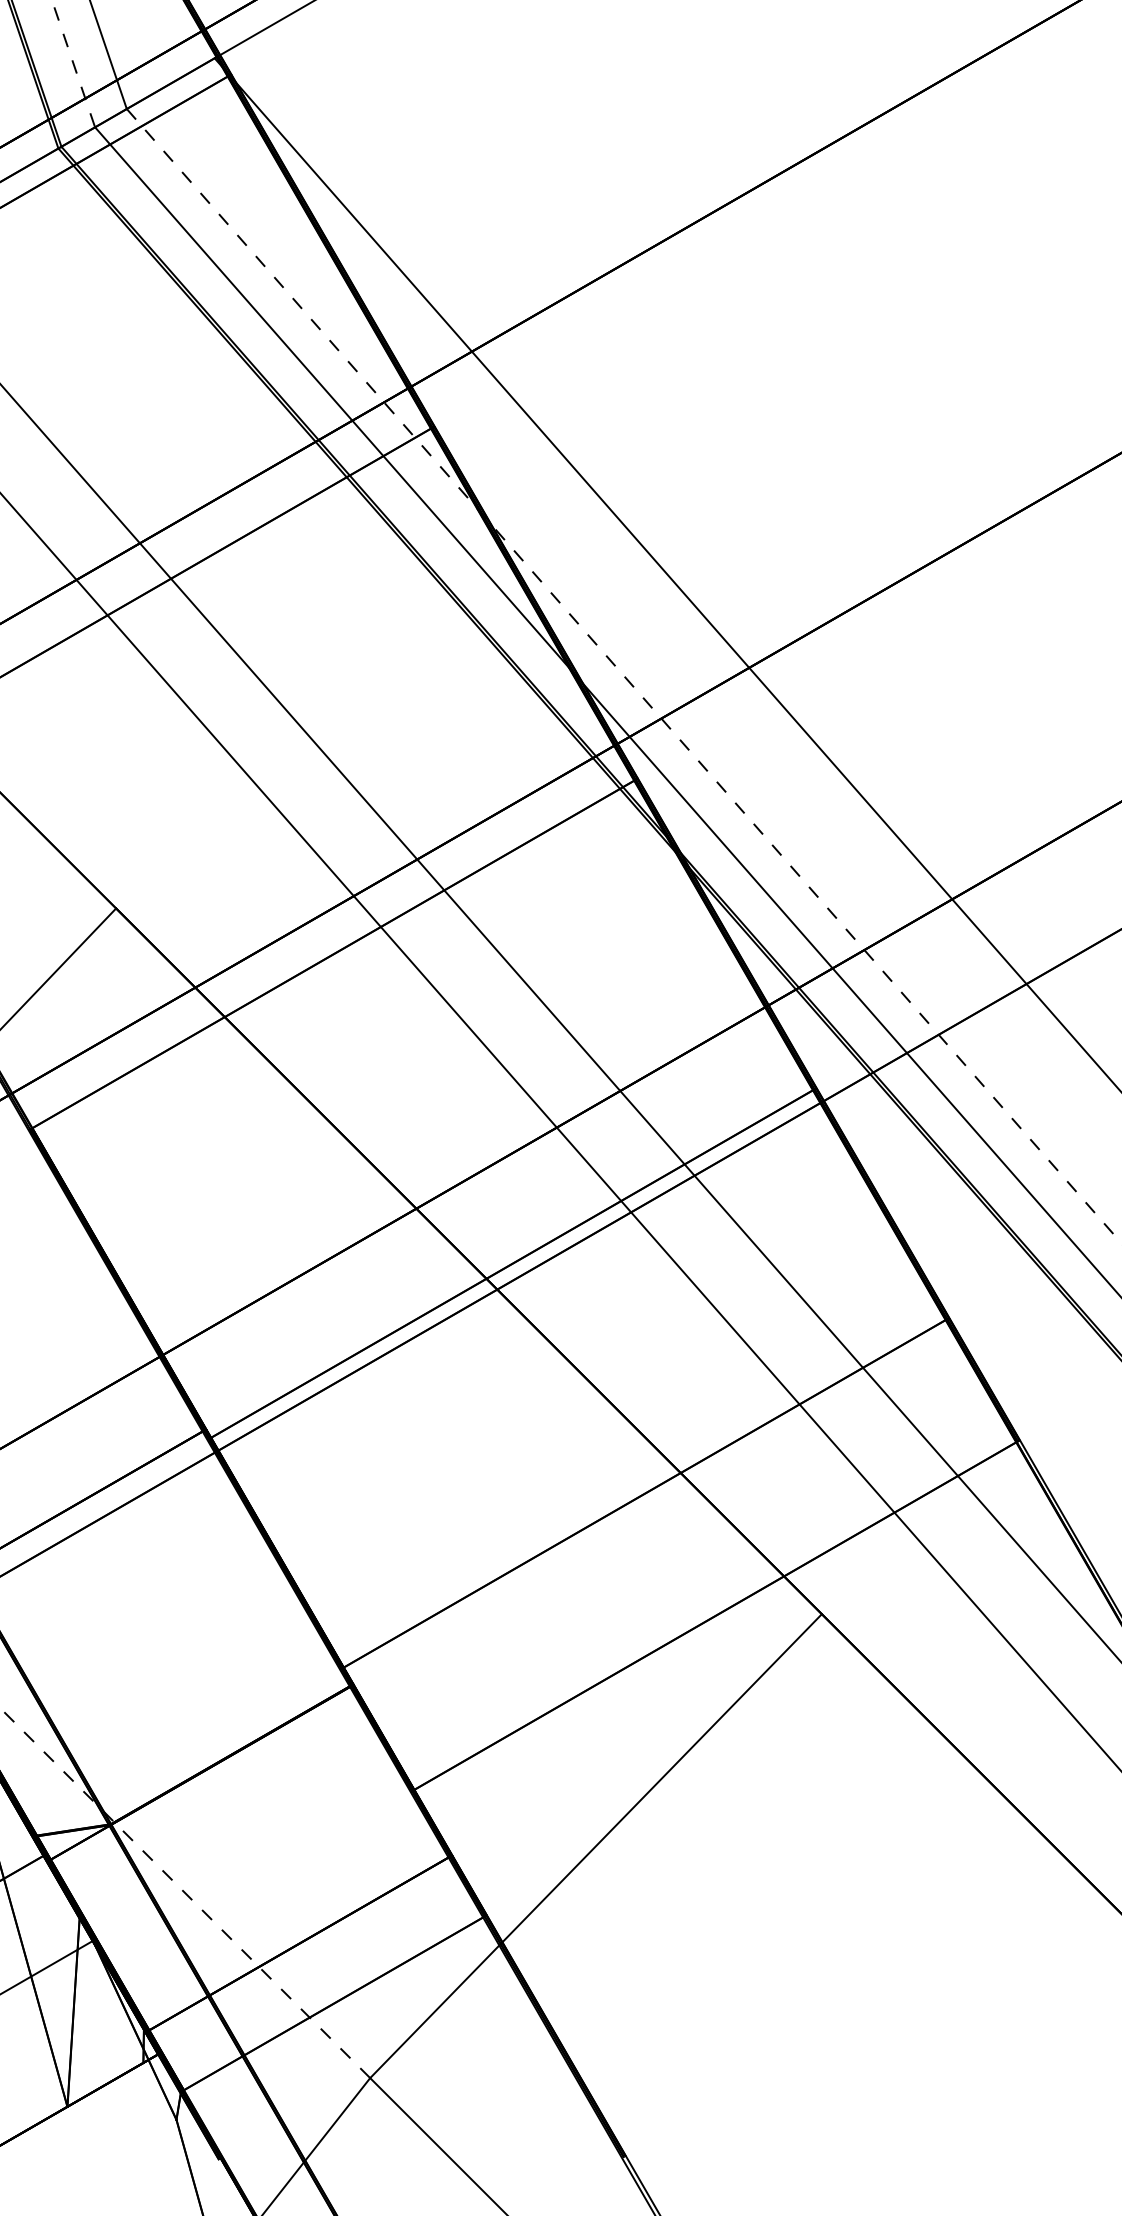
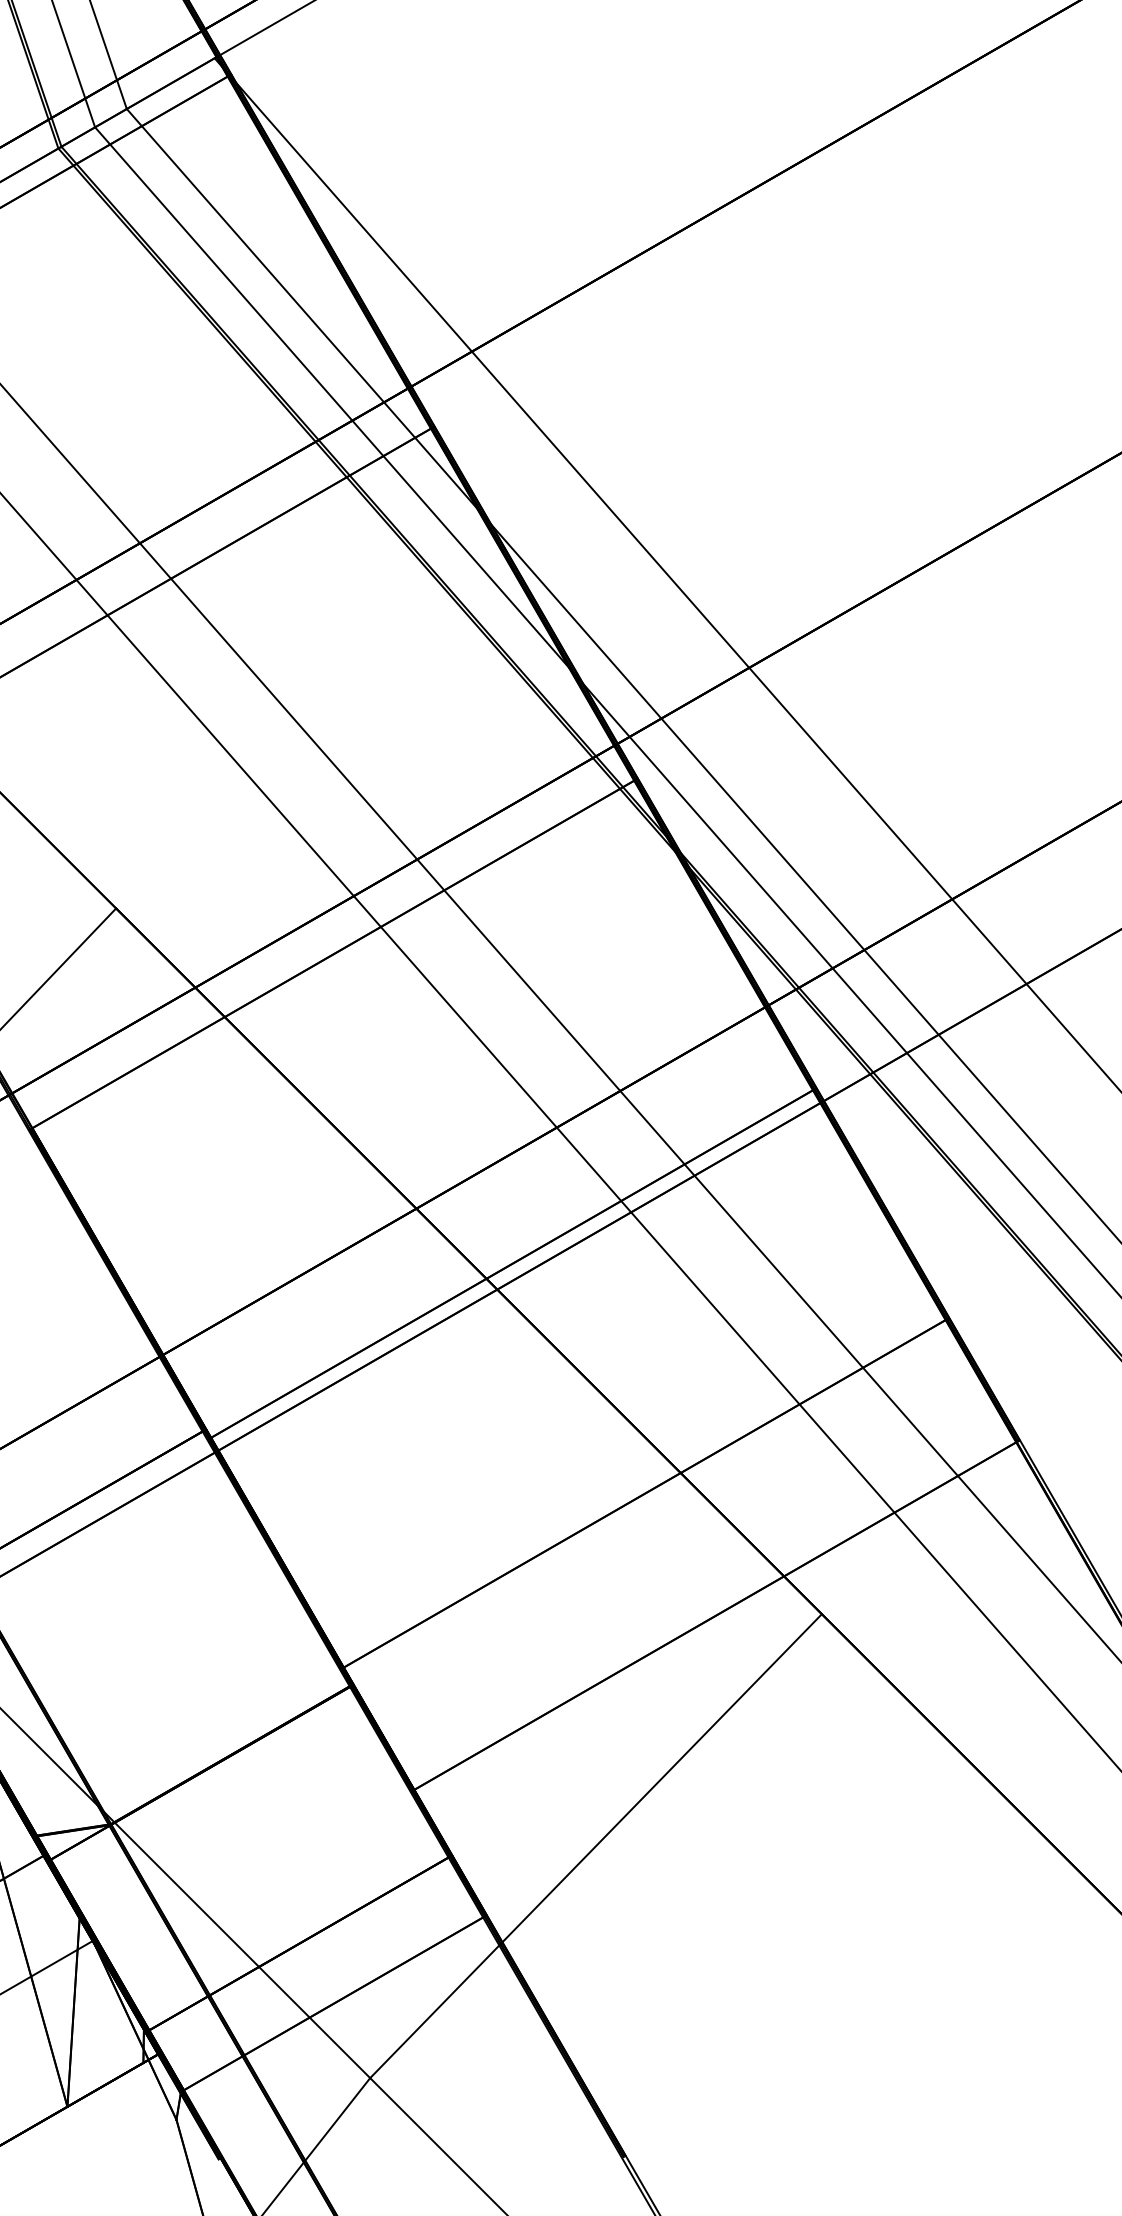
line: dashed -> solid (73, 63)
line: dashed -> solid (624, 676)
line: dashed -> solid (184, 1892)
